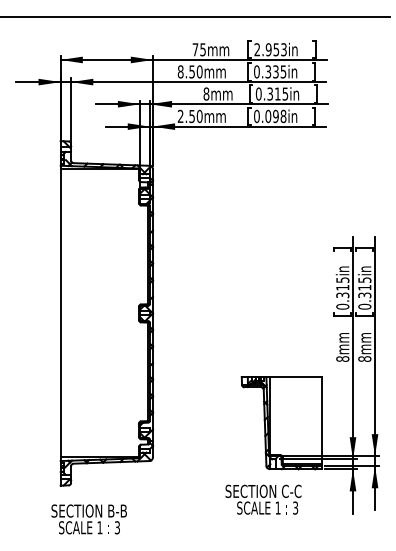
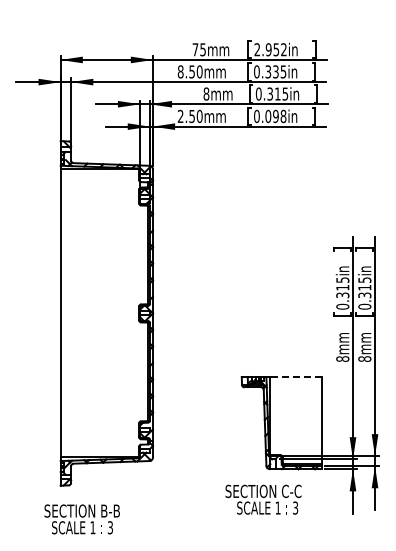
line: present -> none (195, 16)
text: 2.953in -> 2.952in (283, 49)
line: solid -> dashed (295, 376)
text position: (88, 519) -> (81, 519) (81, 519)
